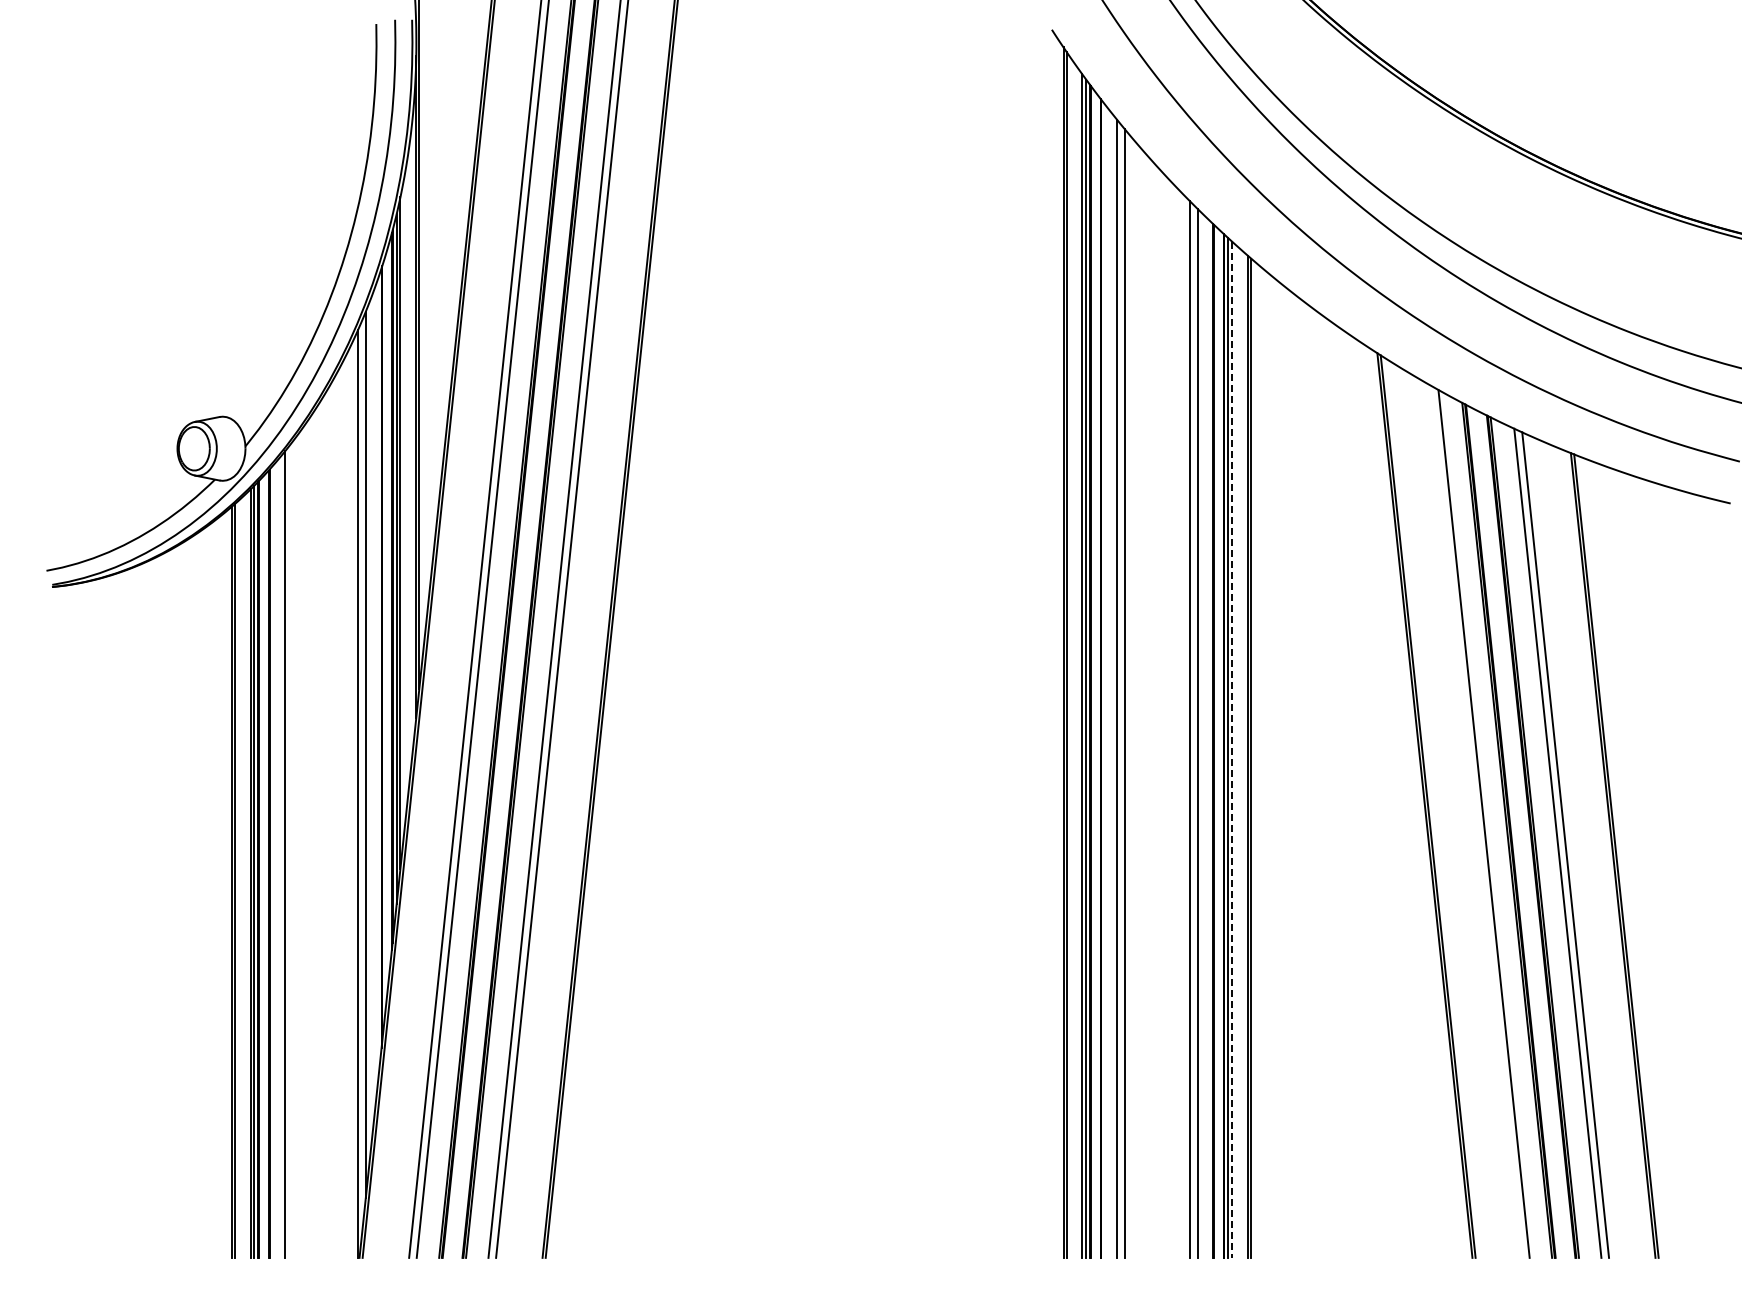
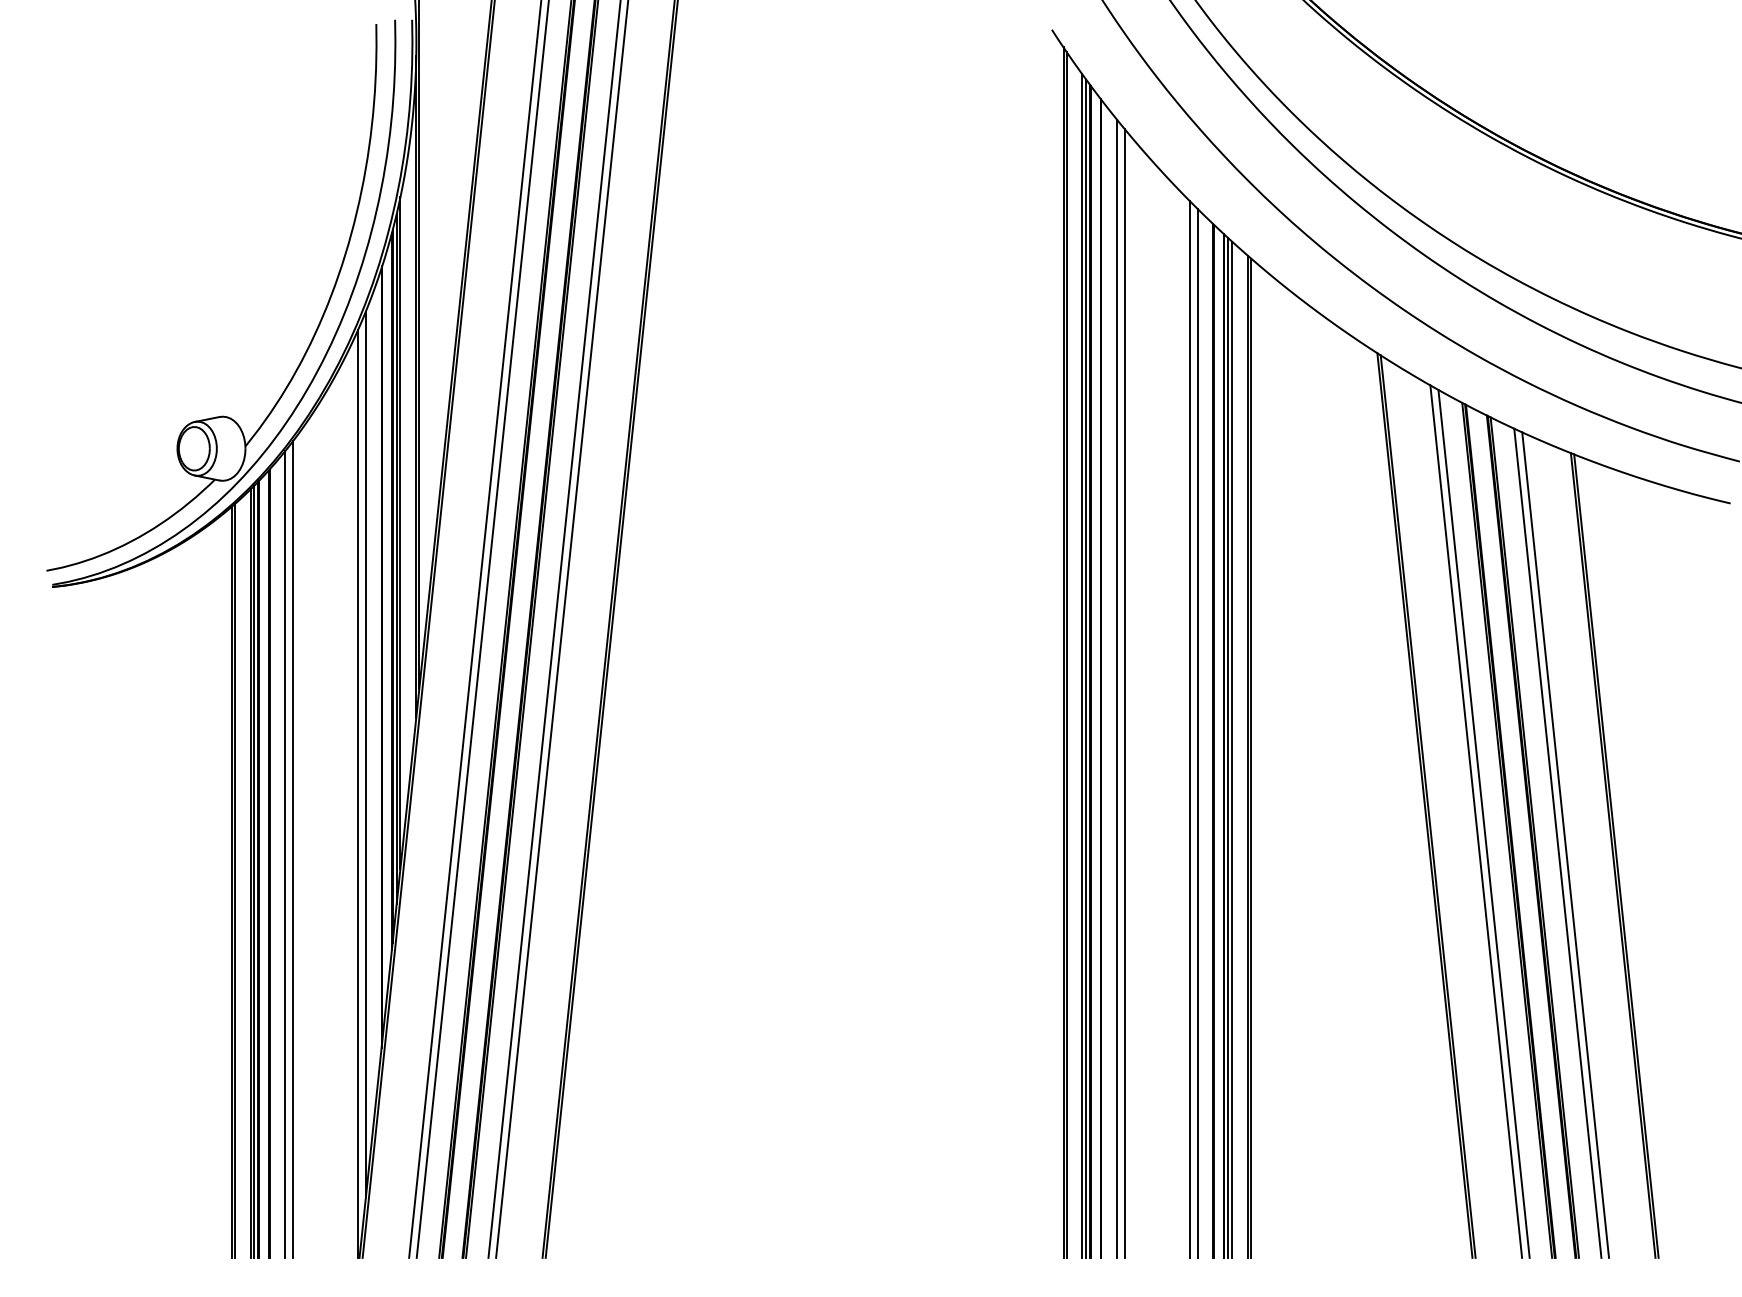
line: dashed -> solid (1232, 750)
line: none -> present (1476, 821)
line: none -> present (292, 849)
